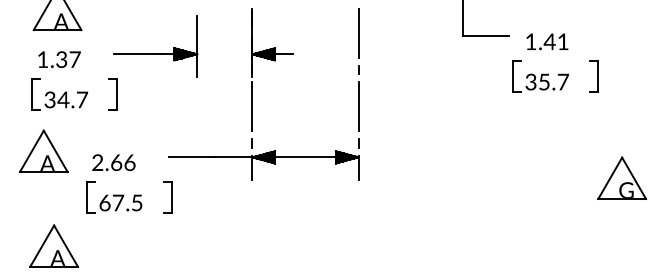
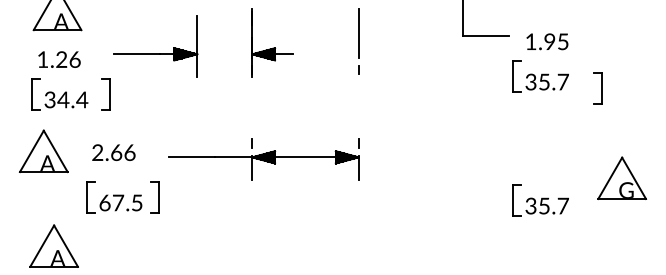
text: 1.41 -> 1.95 (555, 41)
text: 1.37 -> 1.26 (68, 59)
part position: (593, 76) -> (597, 88) (597, 88)
part position: (112, 94) -> (105, 94) (105, 94)
text: 34.7 -> 34.4 (82, 99)
line: present -> none (252, 106)
line: present -> none (358, 106)
text position: (113, 162) -> (113, 152) (113, 152)
part position: (167, 197) -> (154, 197) (154, 197)
part: none -> present (540, 200)
